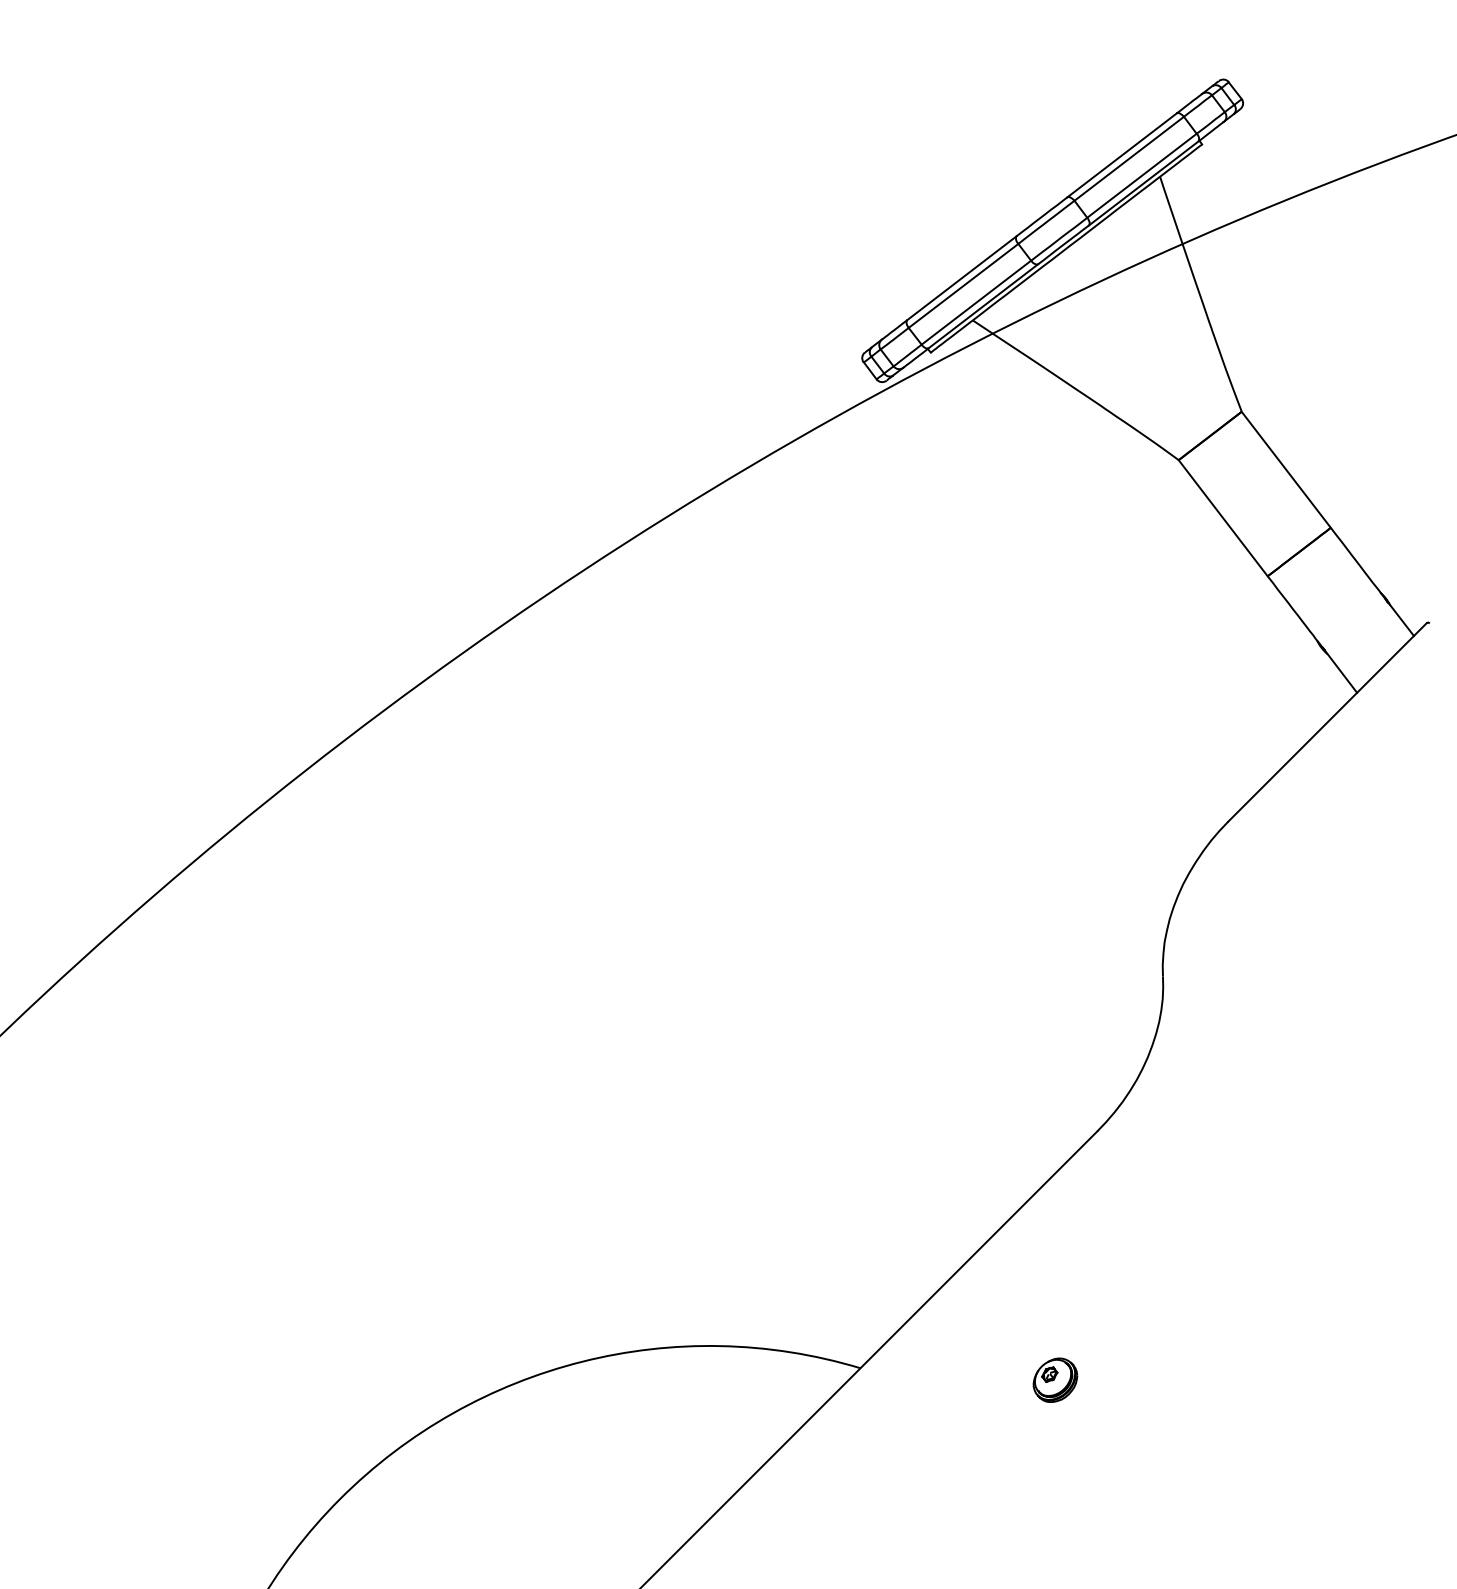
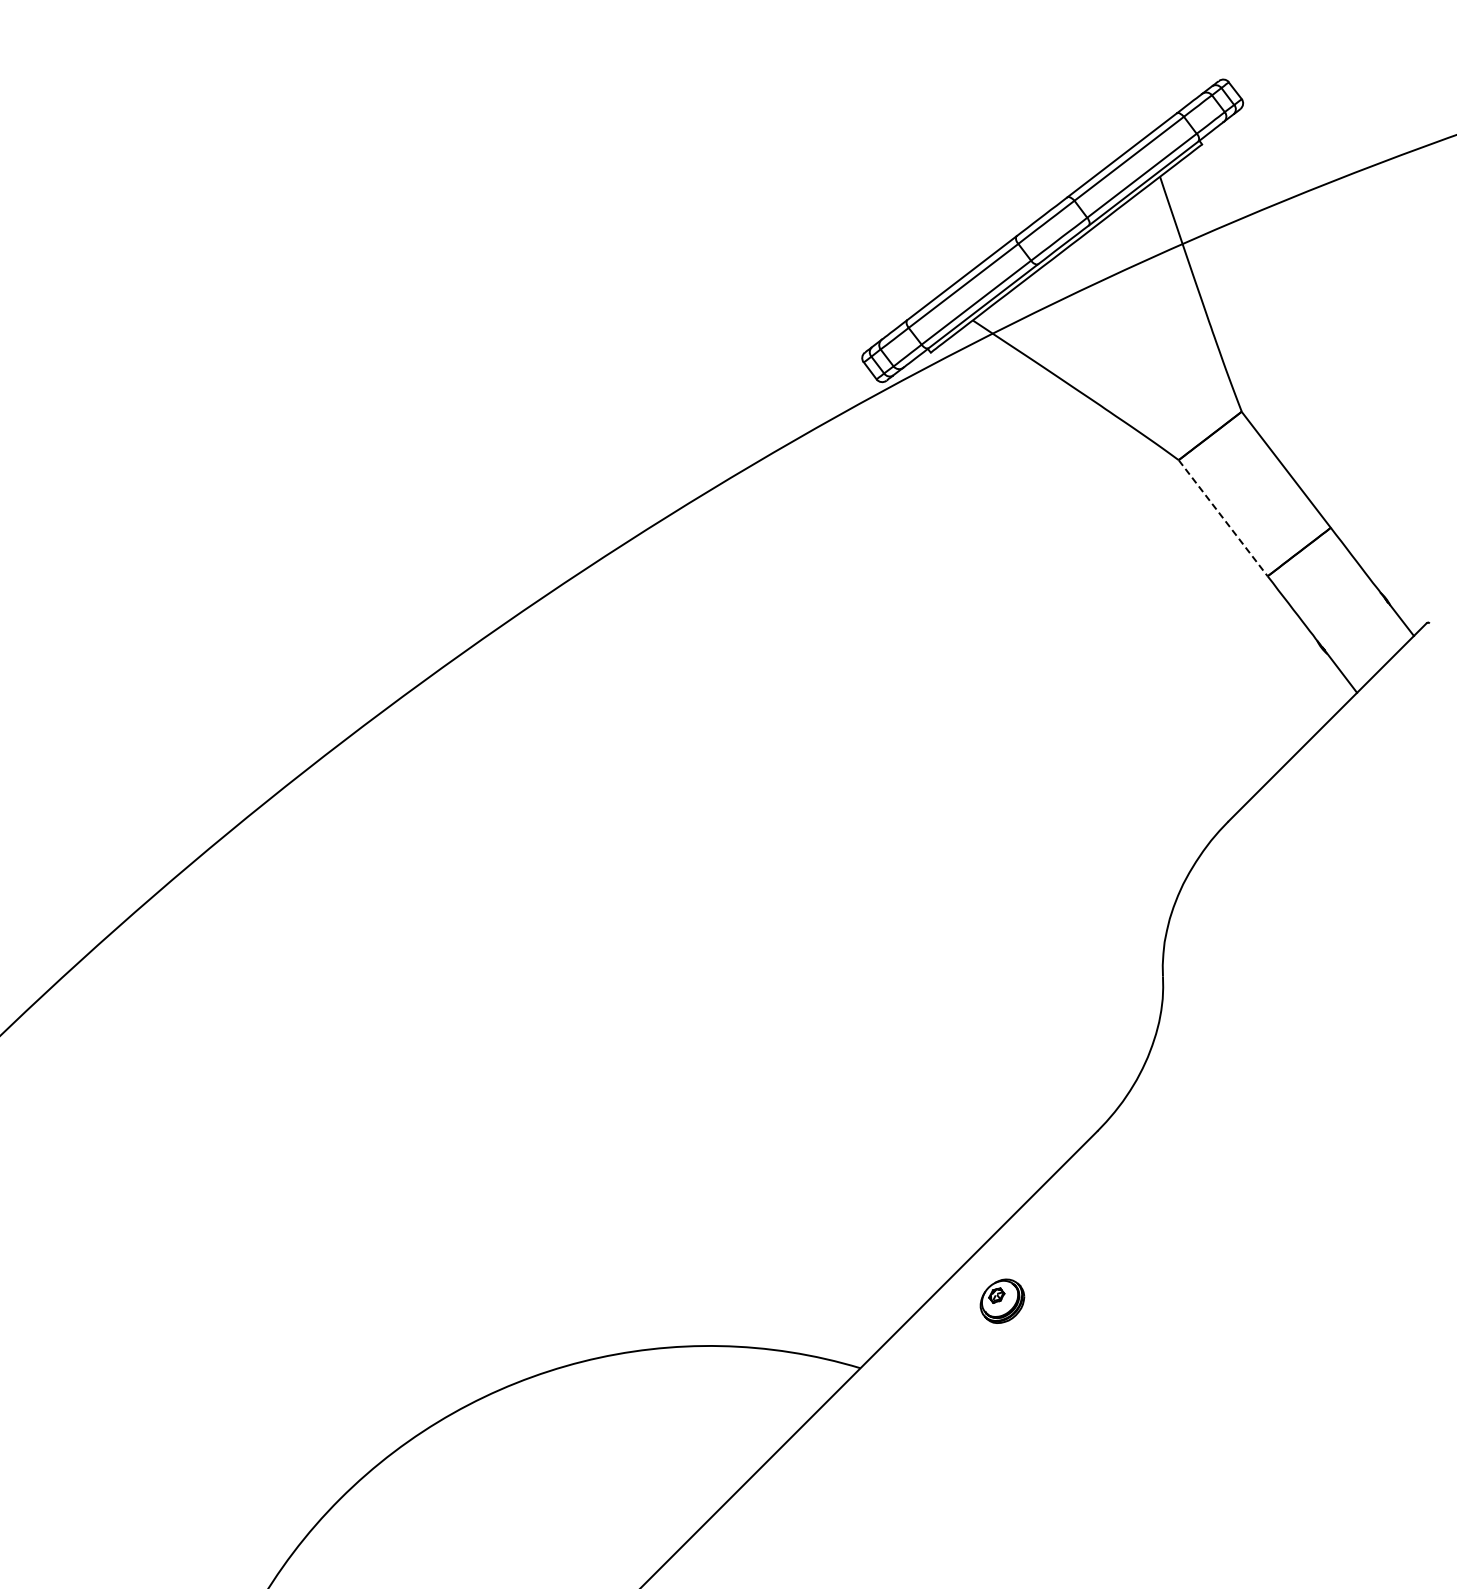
line: solid -> dashed (1223, 518)
part position: (1055, 1379) -> (1002, 1300) (1002, 1300)
